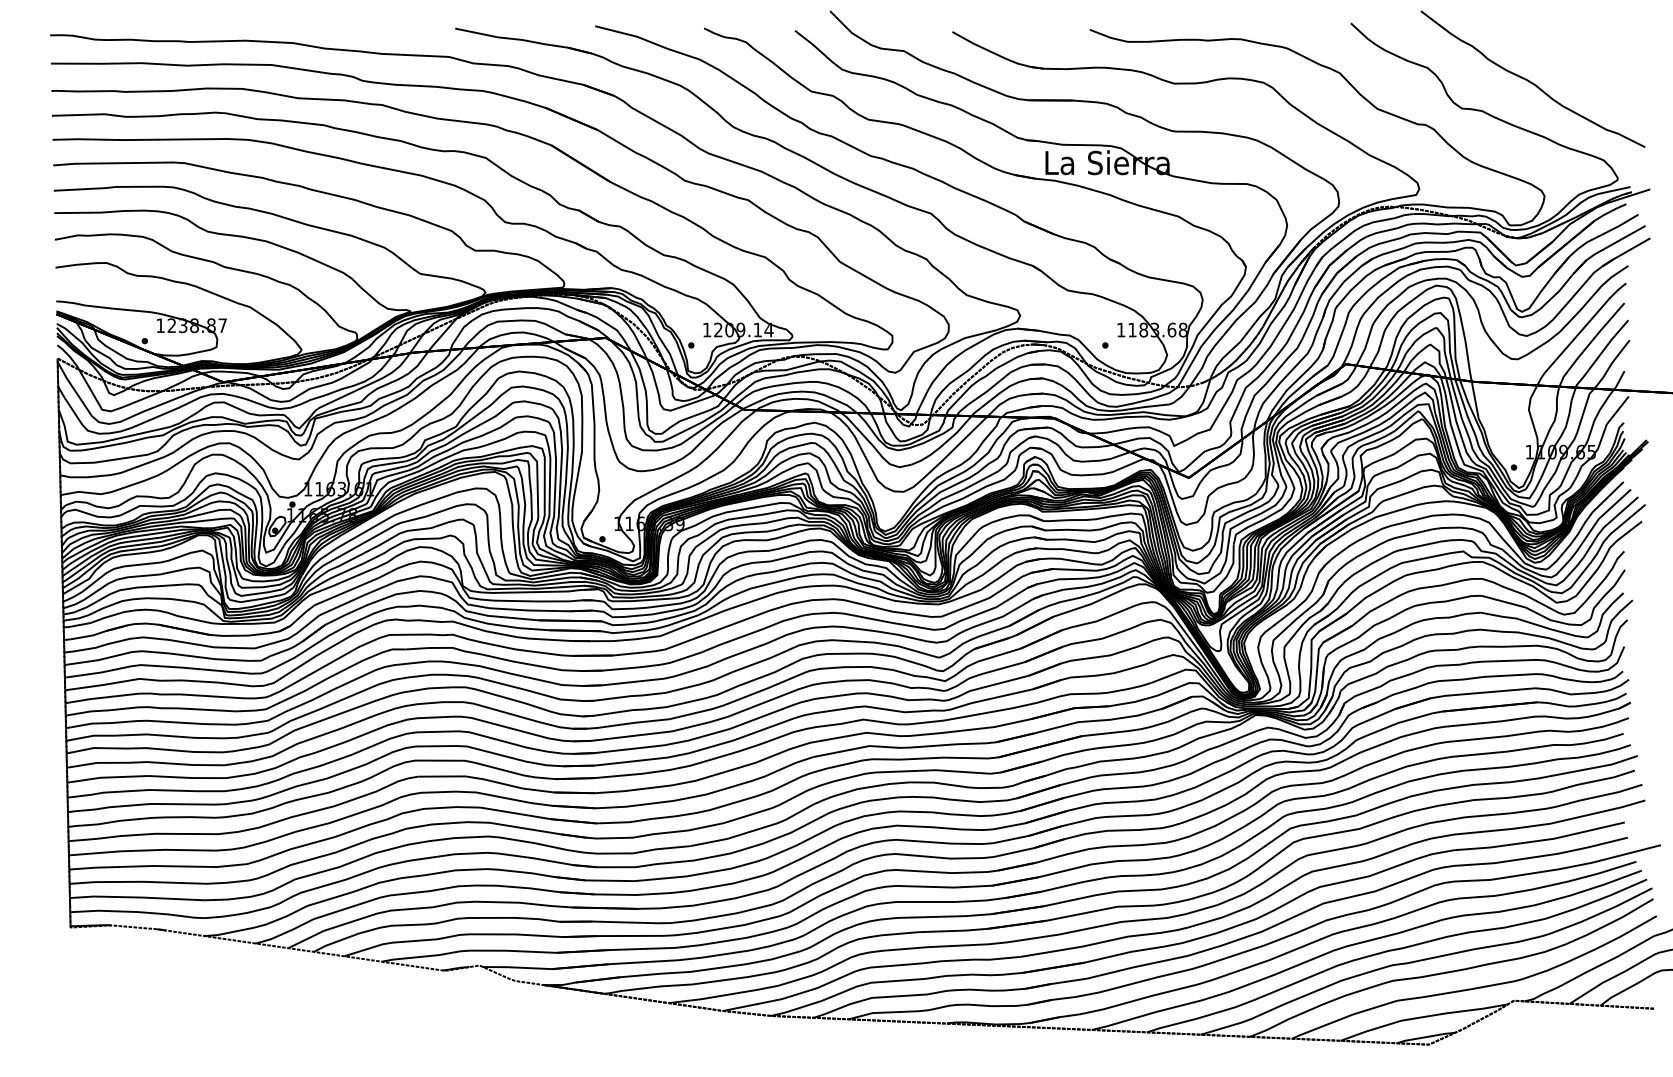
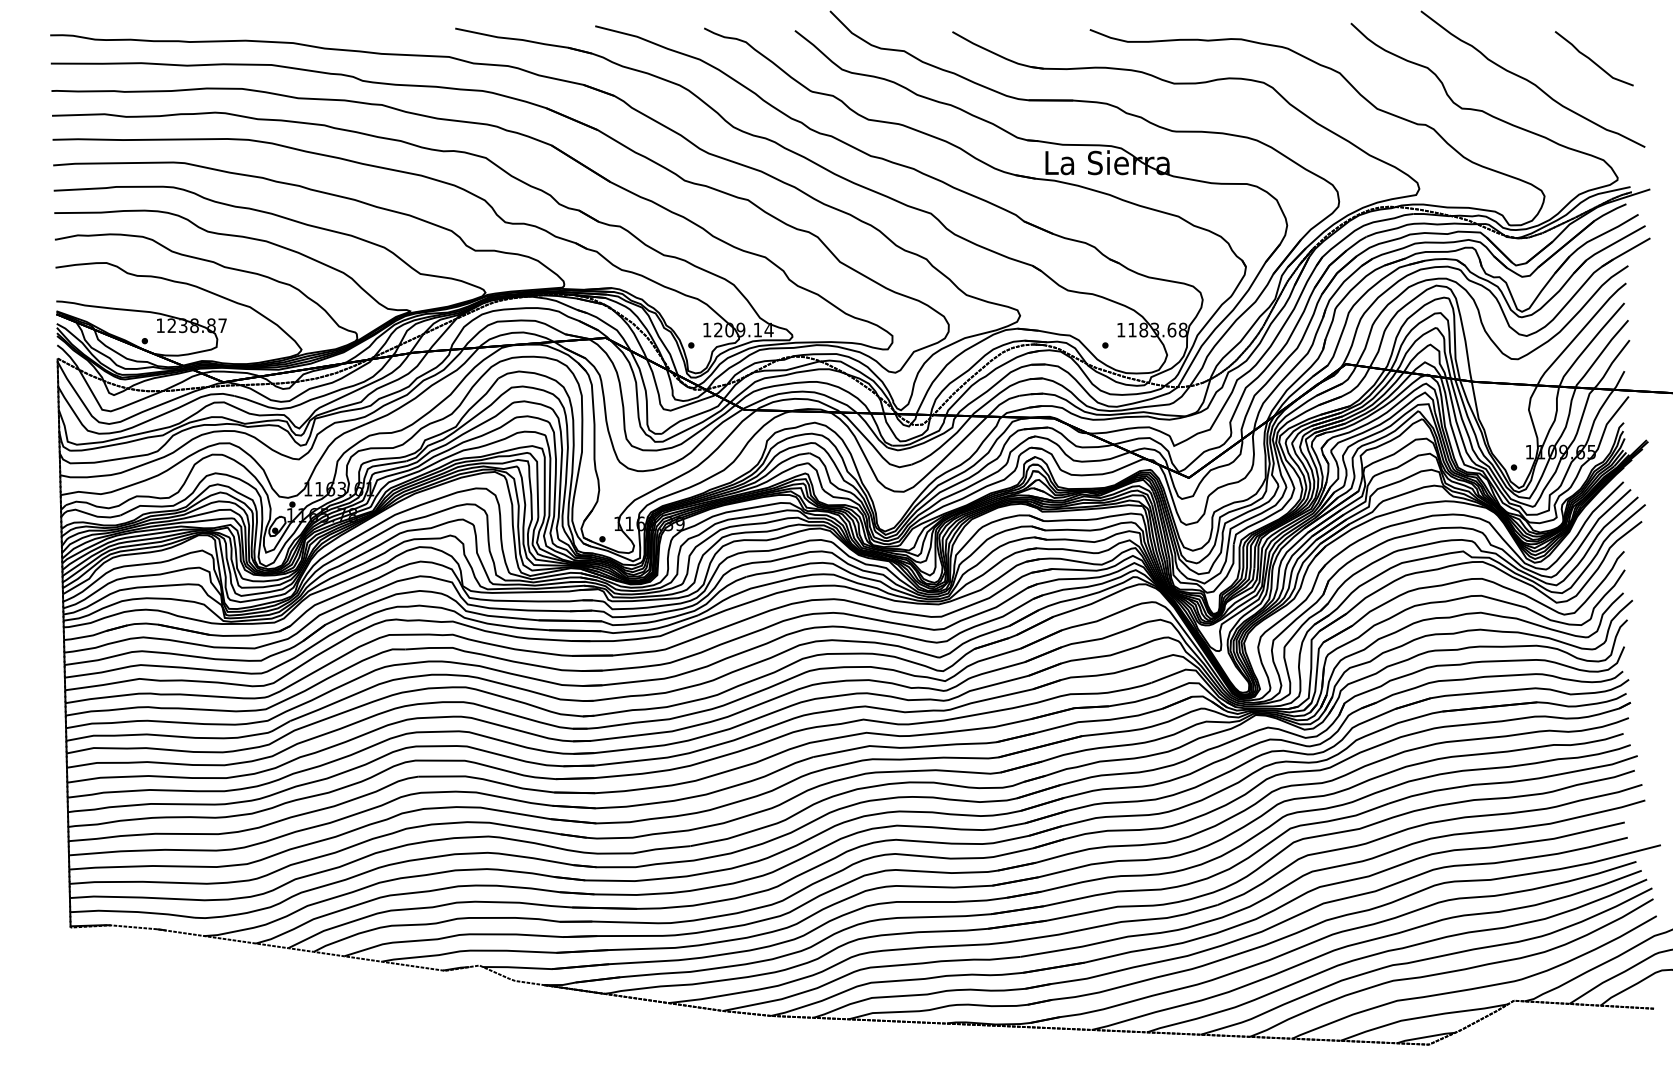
curve: none -> present (1593, 60)
